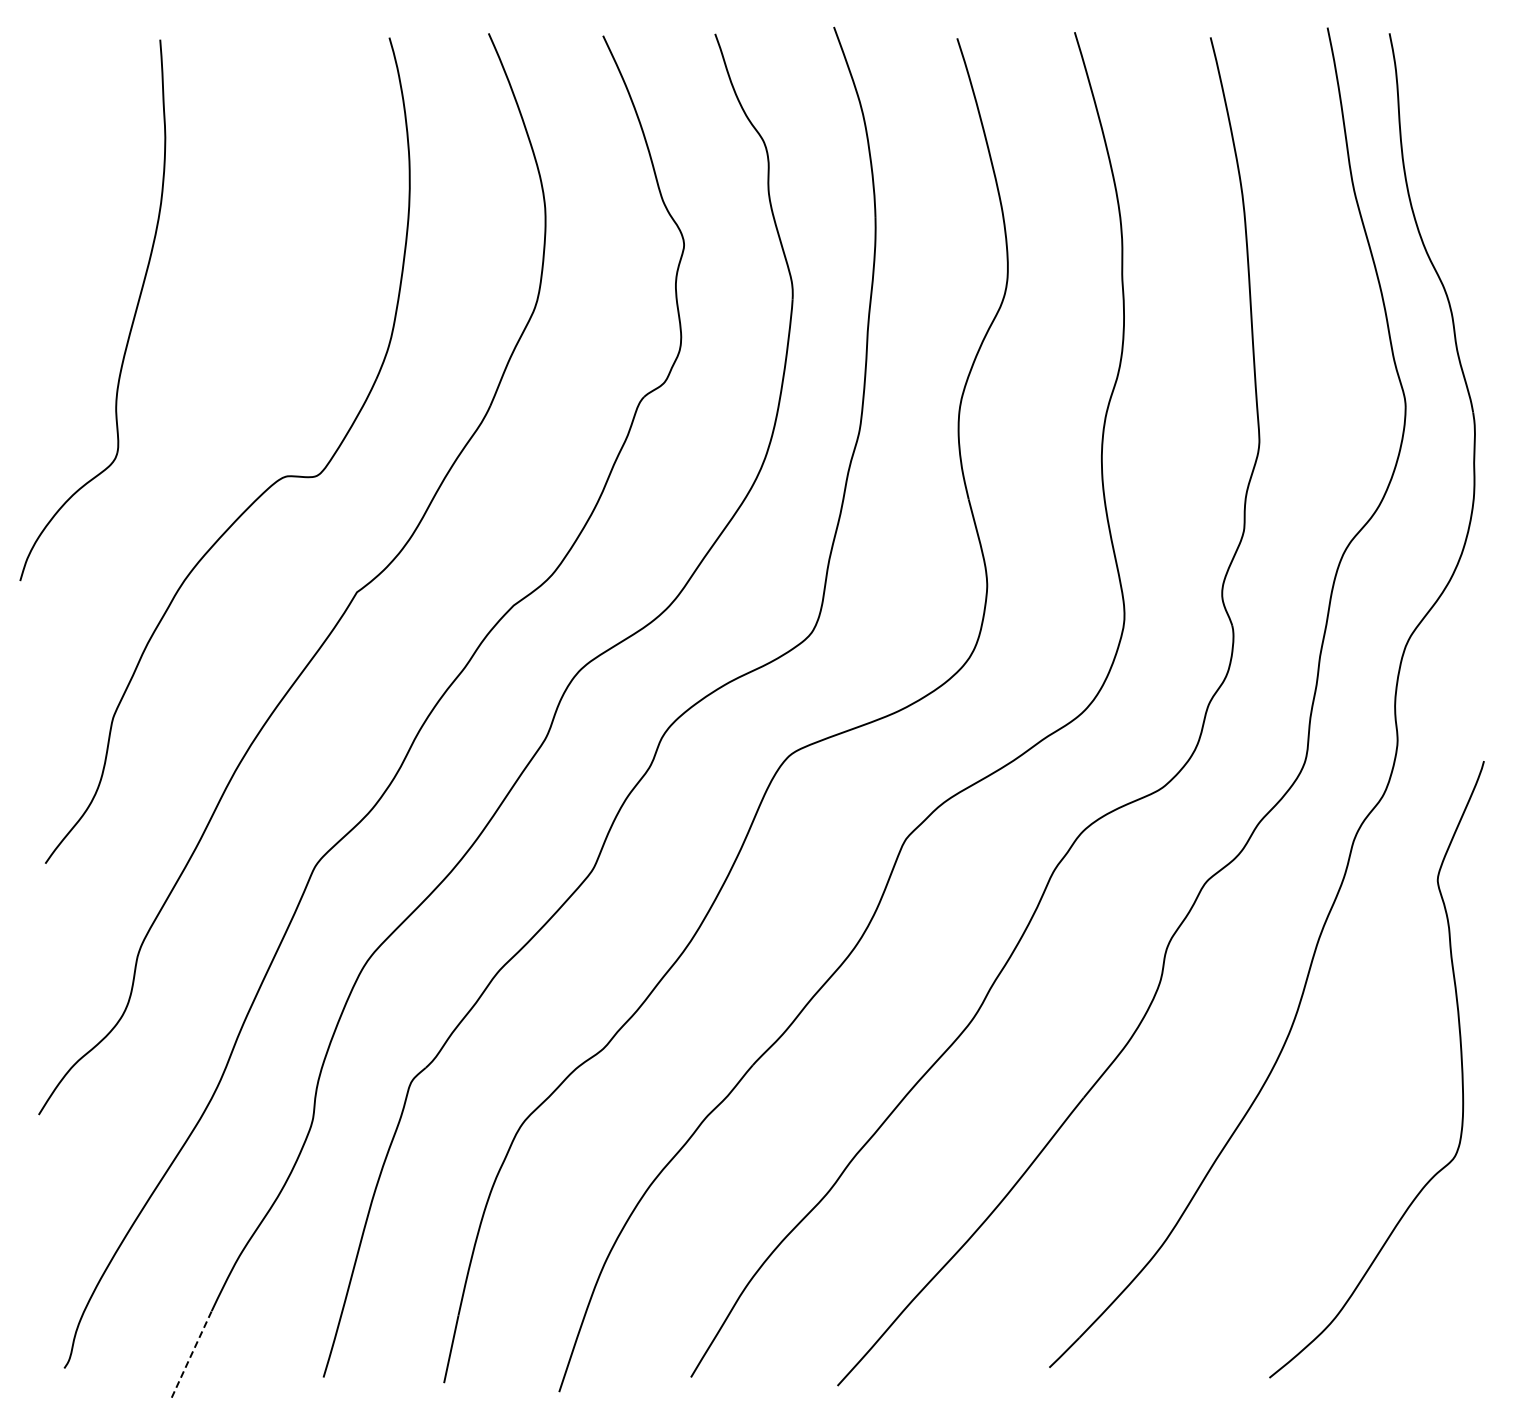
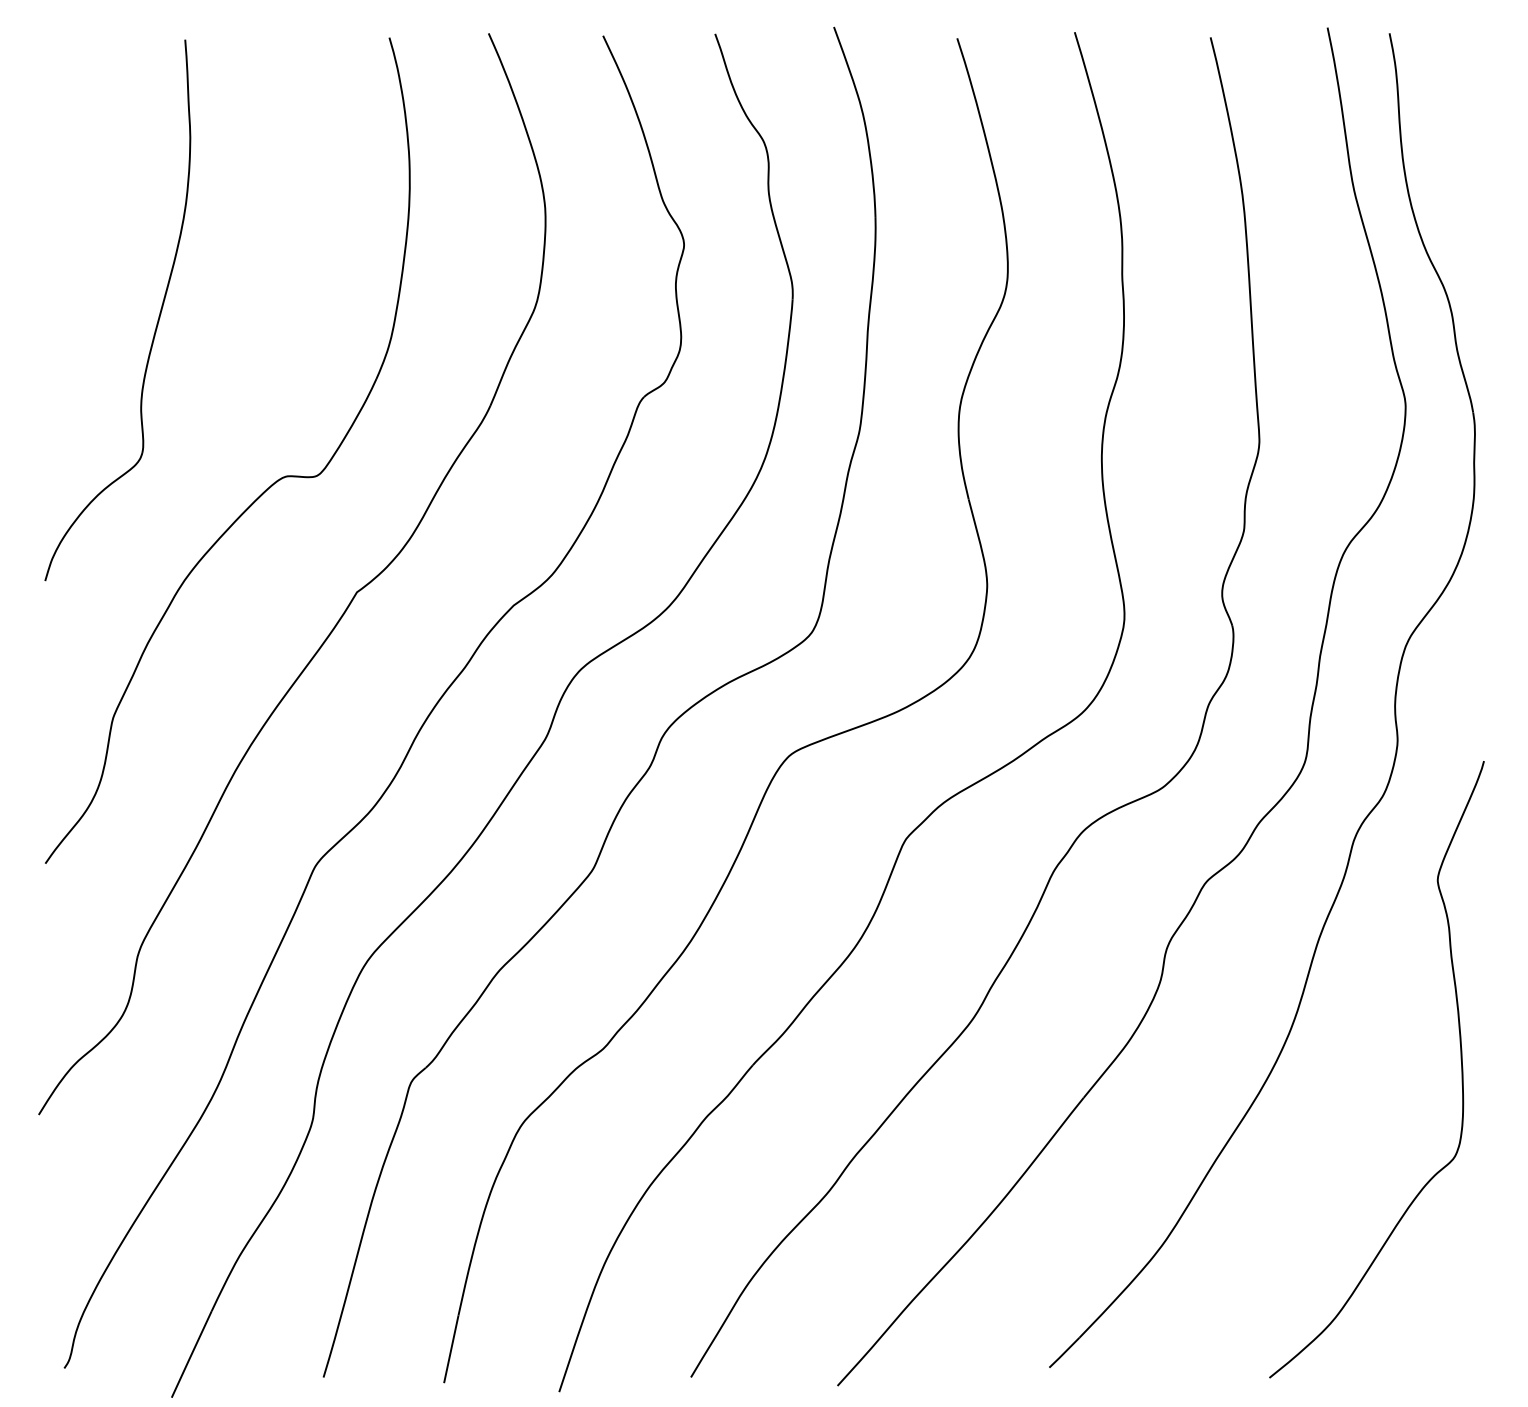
part position: (132, 319) -> (157, 319) (157, 319)
line: dashed -> solid (191, 1354)
